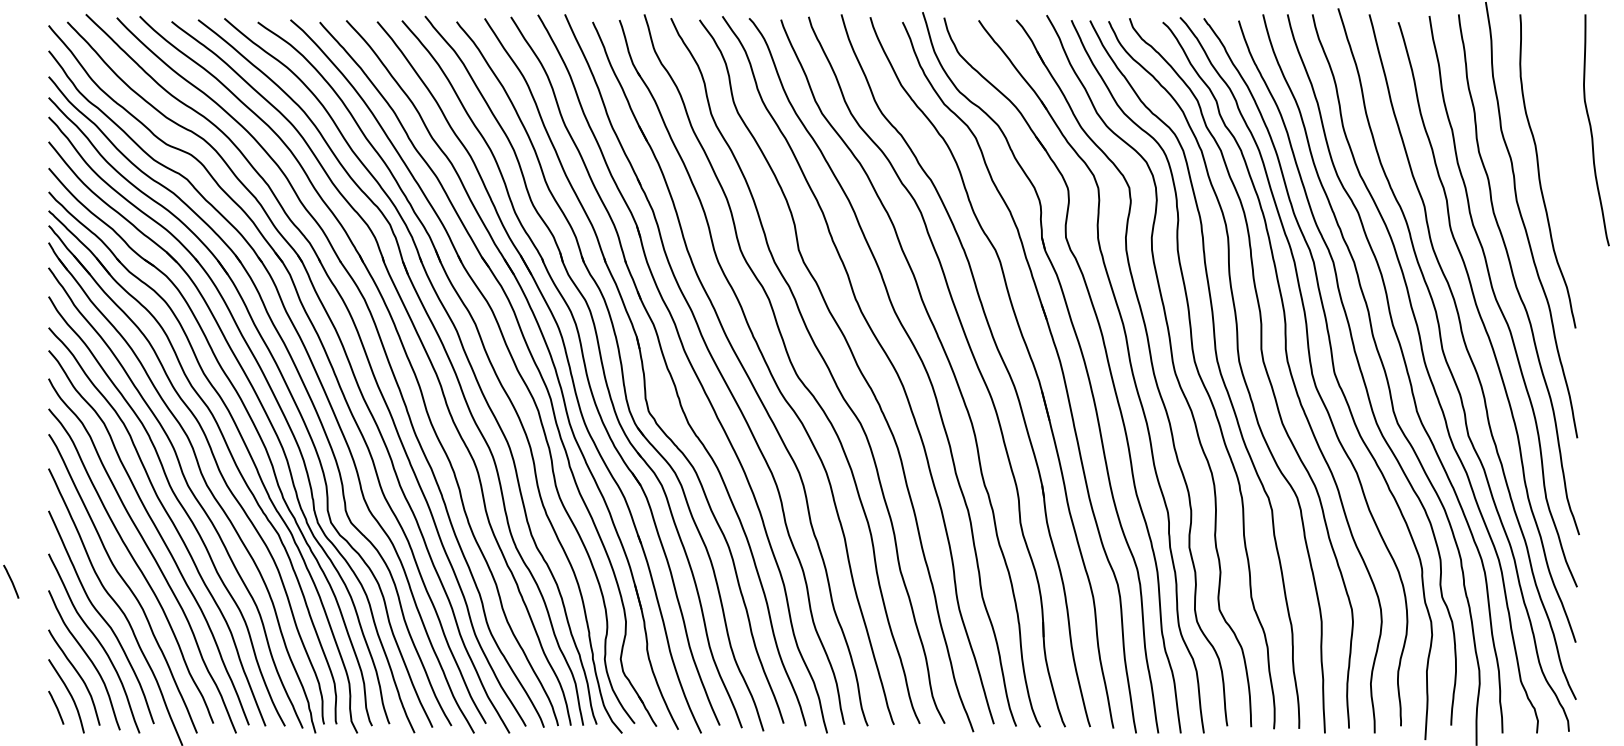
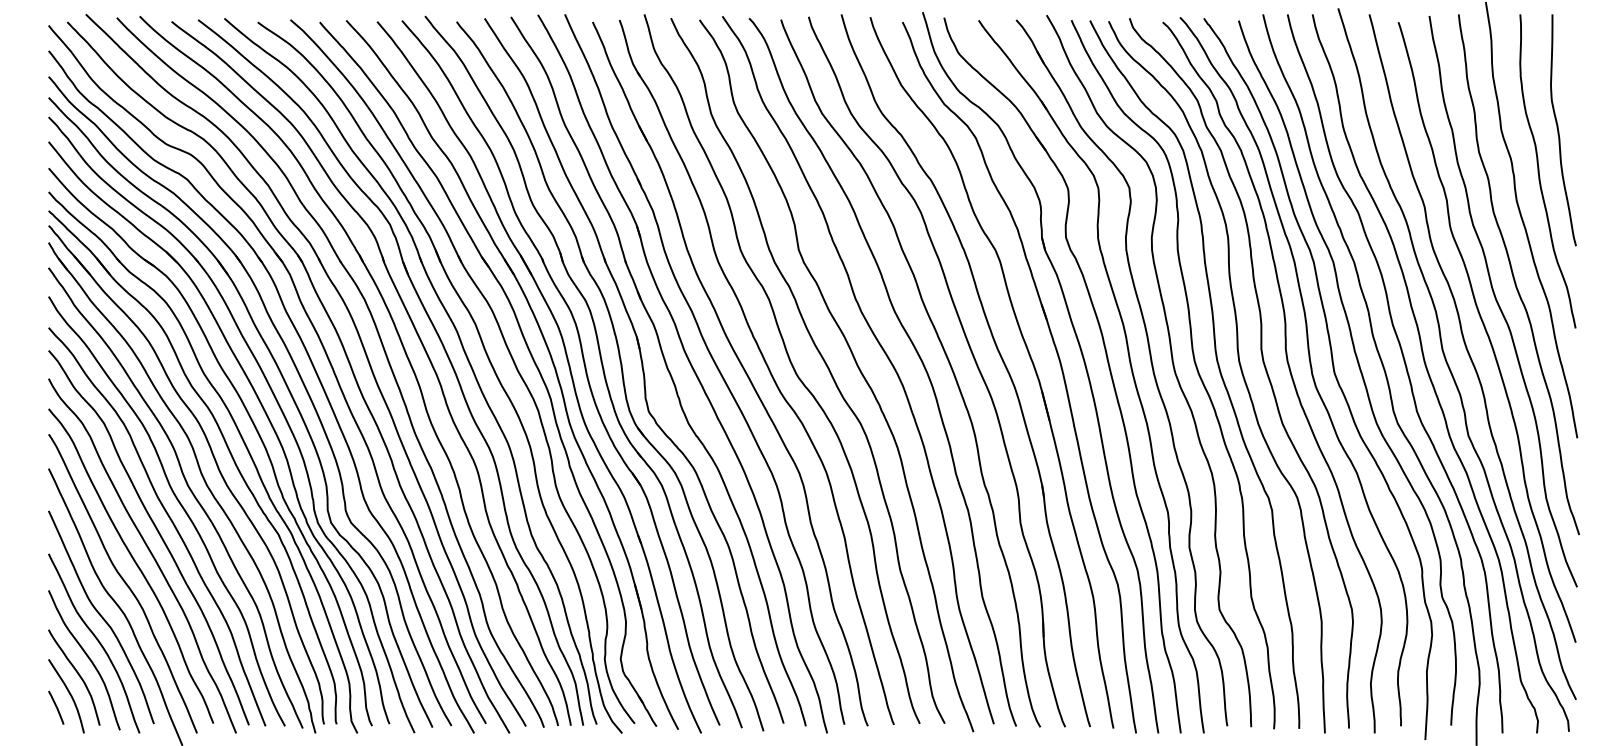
curve position: (1592, 131) -> (1559, 131) (1559, 131)
line: present -> none (11, 581)
